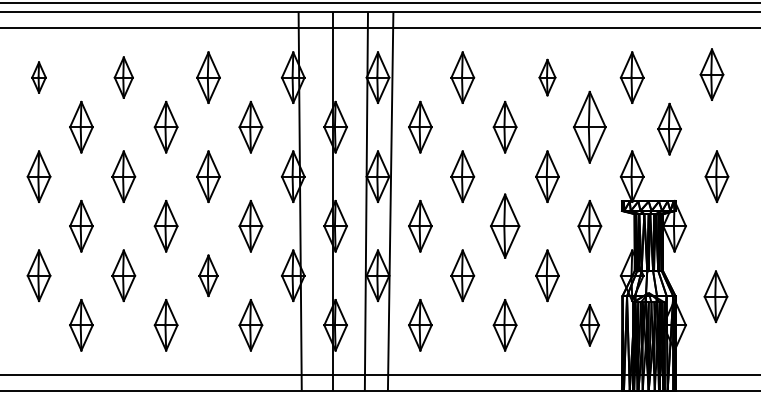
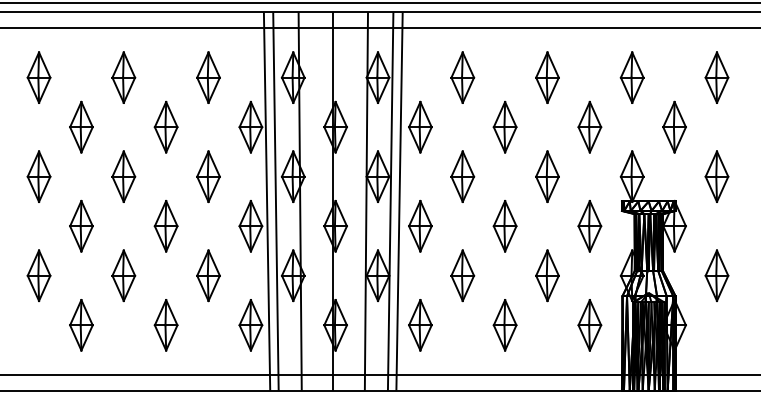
part position: (711, 74) -> (716, 77) (716, 77)
part size: 16x33 px -> 26x53 px (38, 77)
part size: 21x43 px -> 26x53 px (123, 77)
part size: 19x39 px -> 25x53 px (547, 77)
part size: 34x74 px -> 26x54 px (589, 126)
part position: (669, 128) -> (674, 126) (674, 126)
line: none -> present (266, 201)
line: none -> present (275, 201)
line: none -> present (399, 201)
part size: 31x66 px -> 26x53 px (504, 226)
part size: 21x44 px -> 25x54 px (208, 275)
part position: (715, 296) -> (716, 275) (716, 275)
part size: 21x43 px -> 26x53 px (589, 325)
